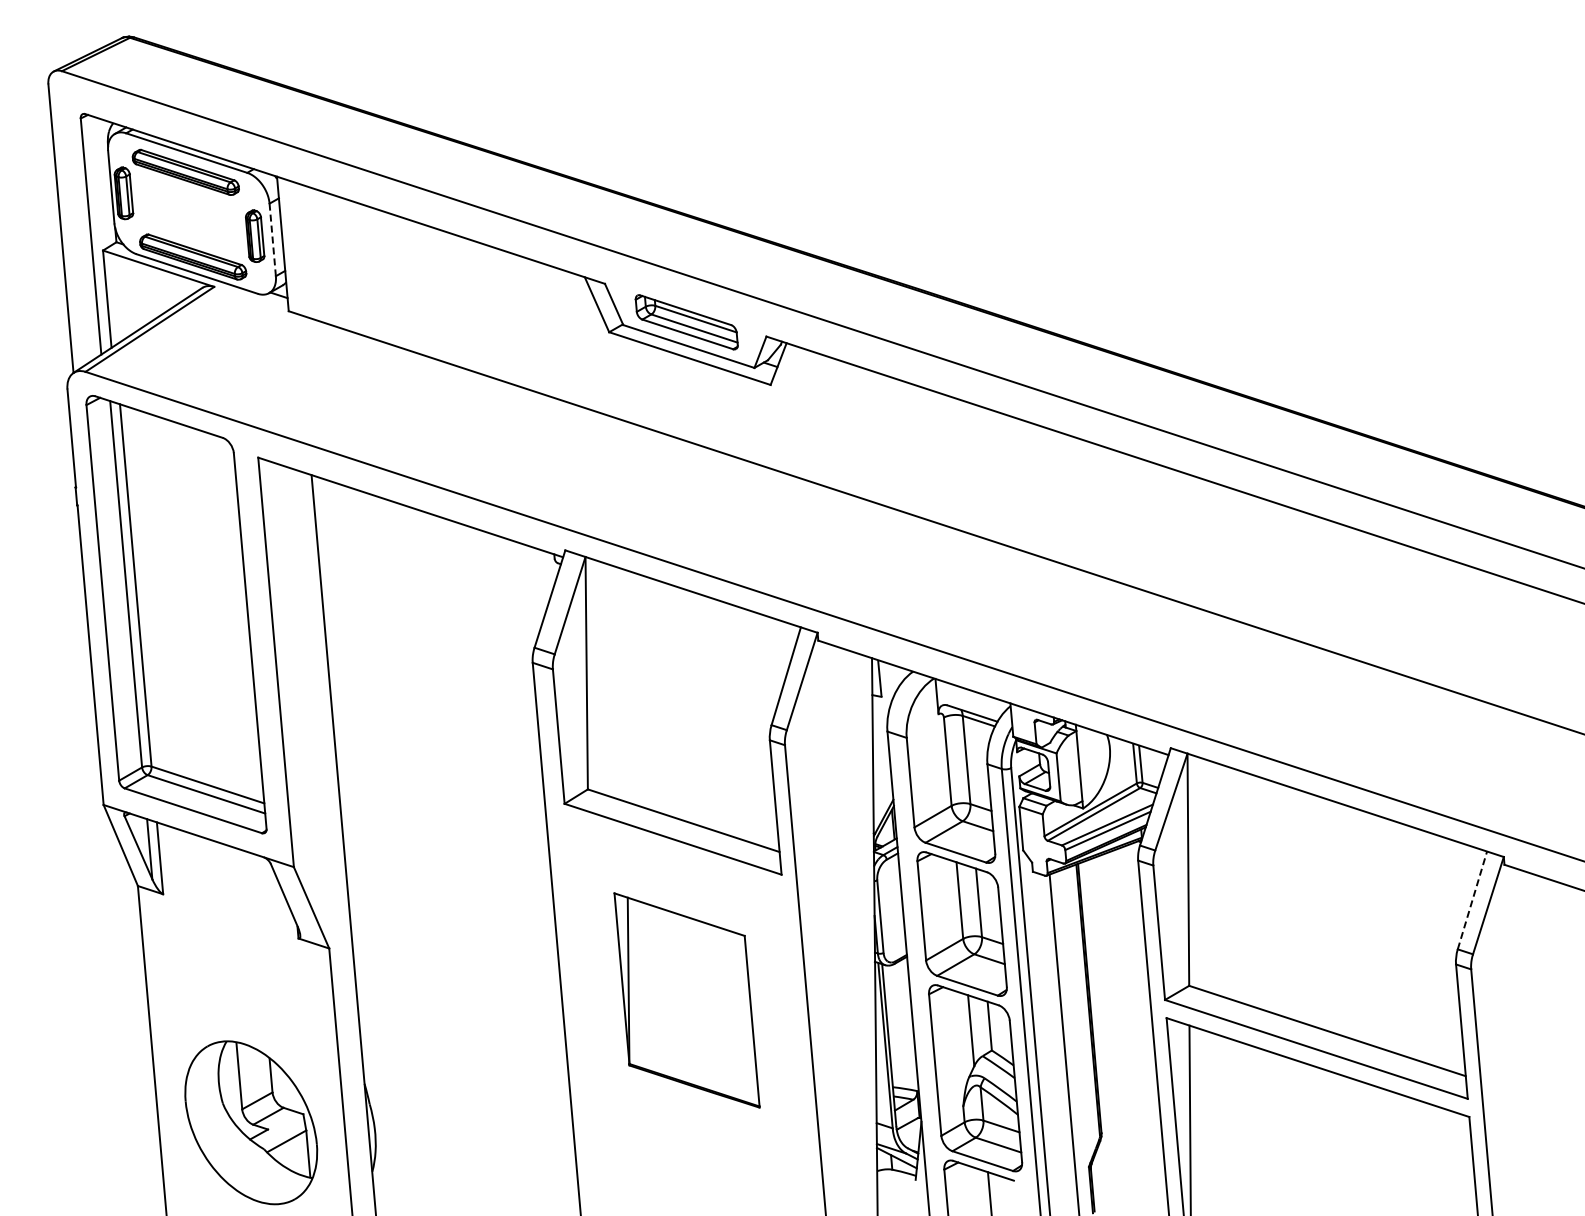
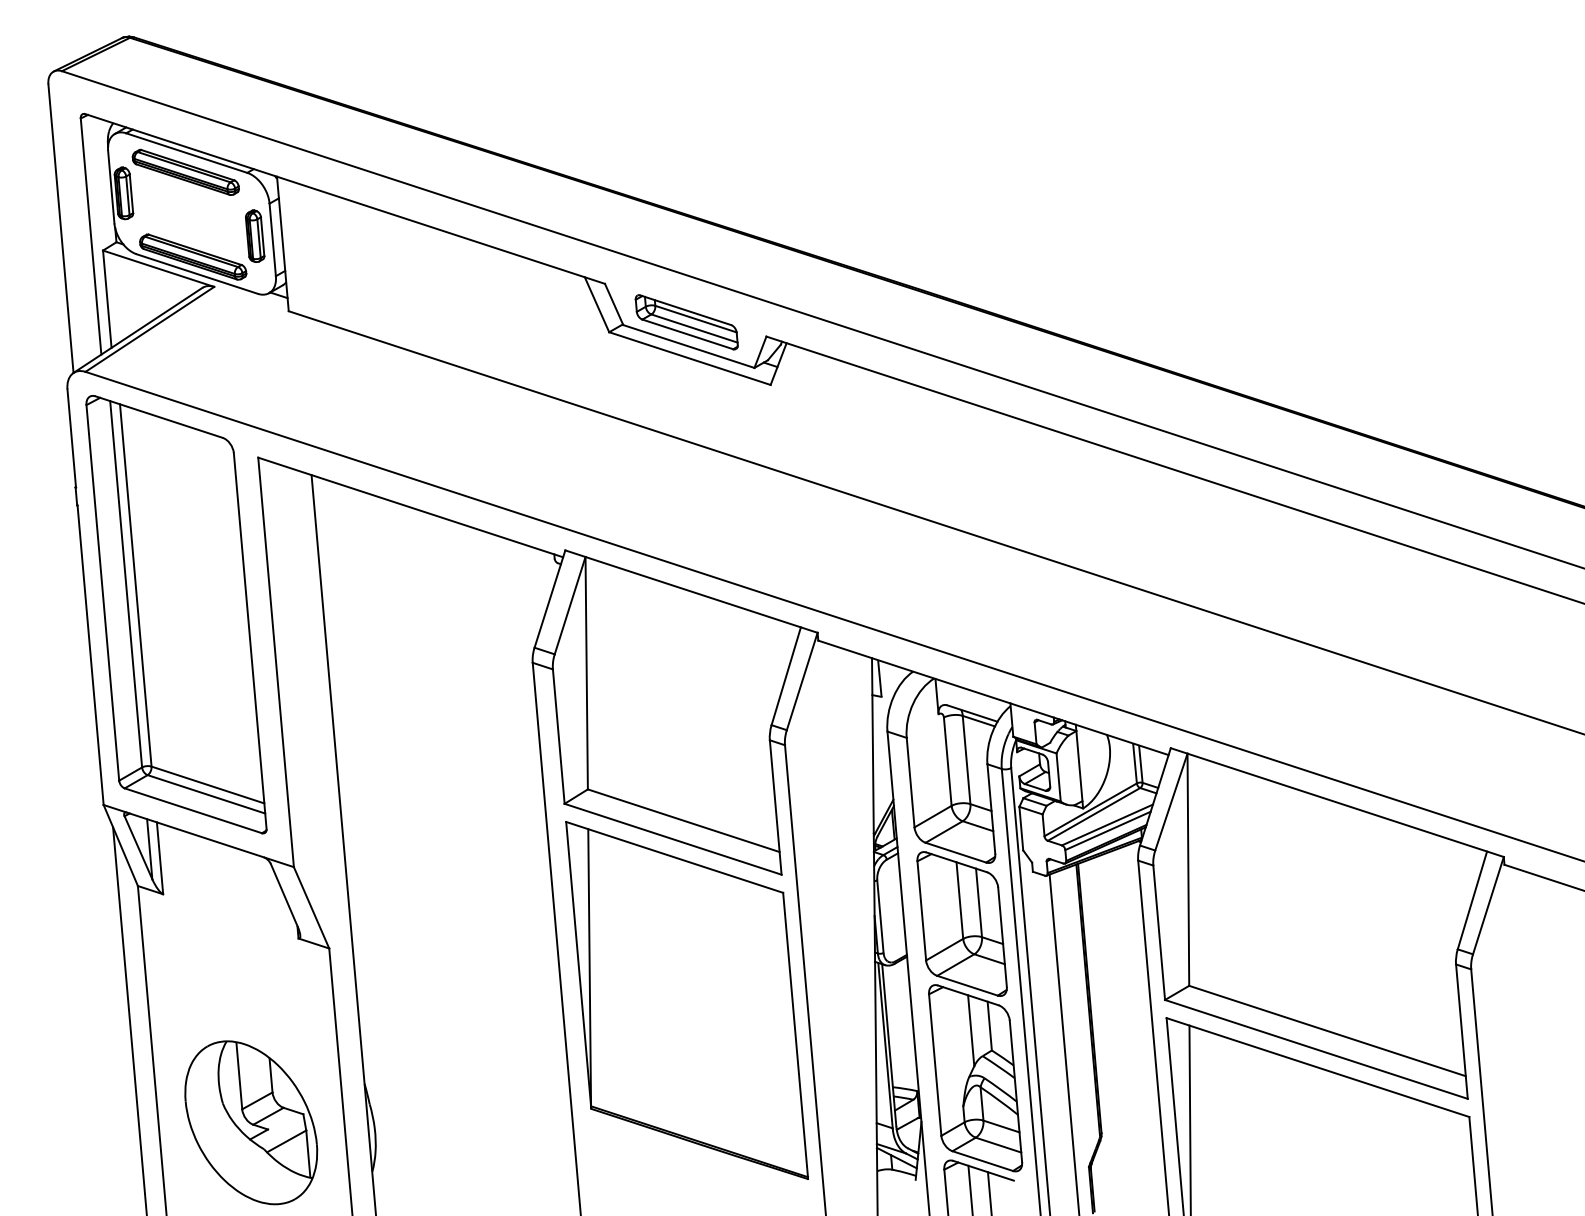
line: dashed -> solid (272, 240)
line: dashed -> solid (1472, 899)
part size: 148x217 px -> 244x359 px (686, 1000)
line: none -> present (129, 1019)
line: none -> present (970, 1188)
